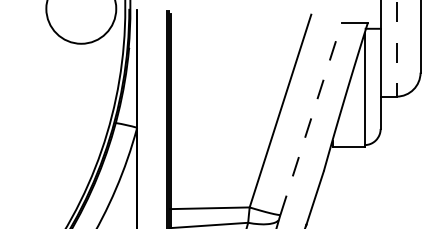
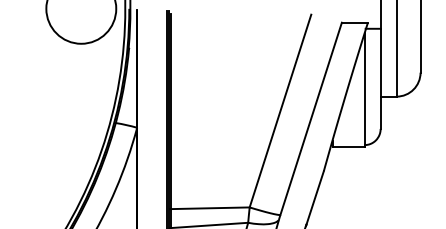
line: dashed -> solid (396, 48)
line: dashed -> solid (311, 118)
